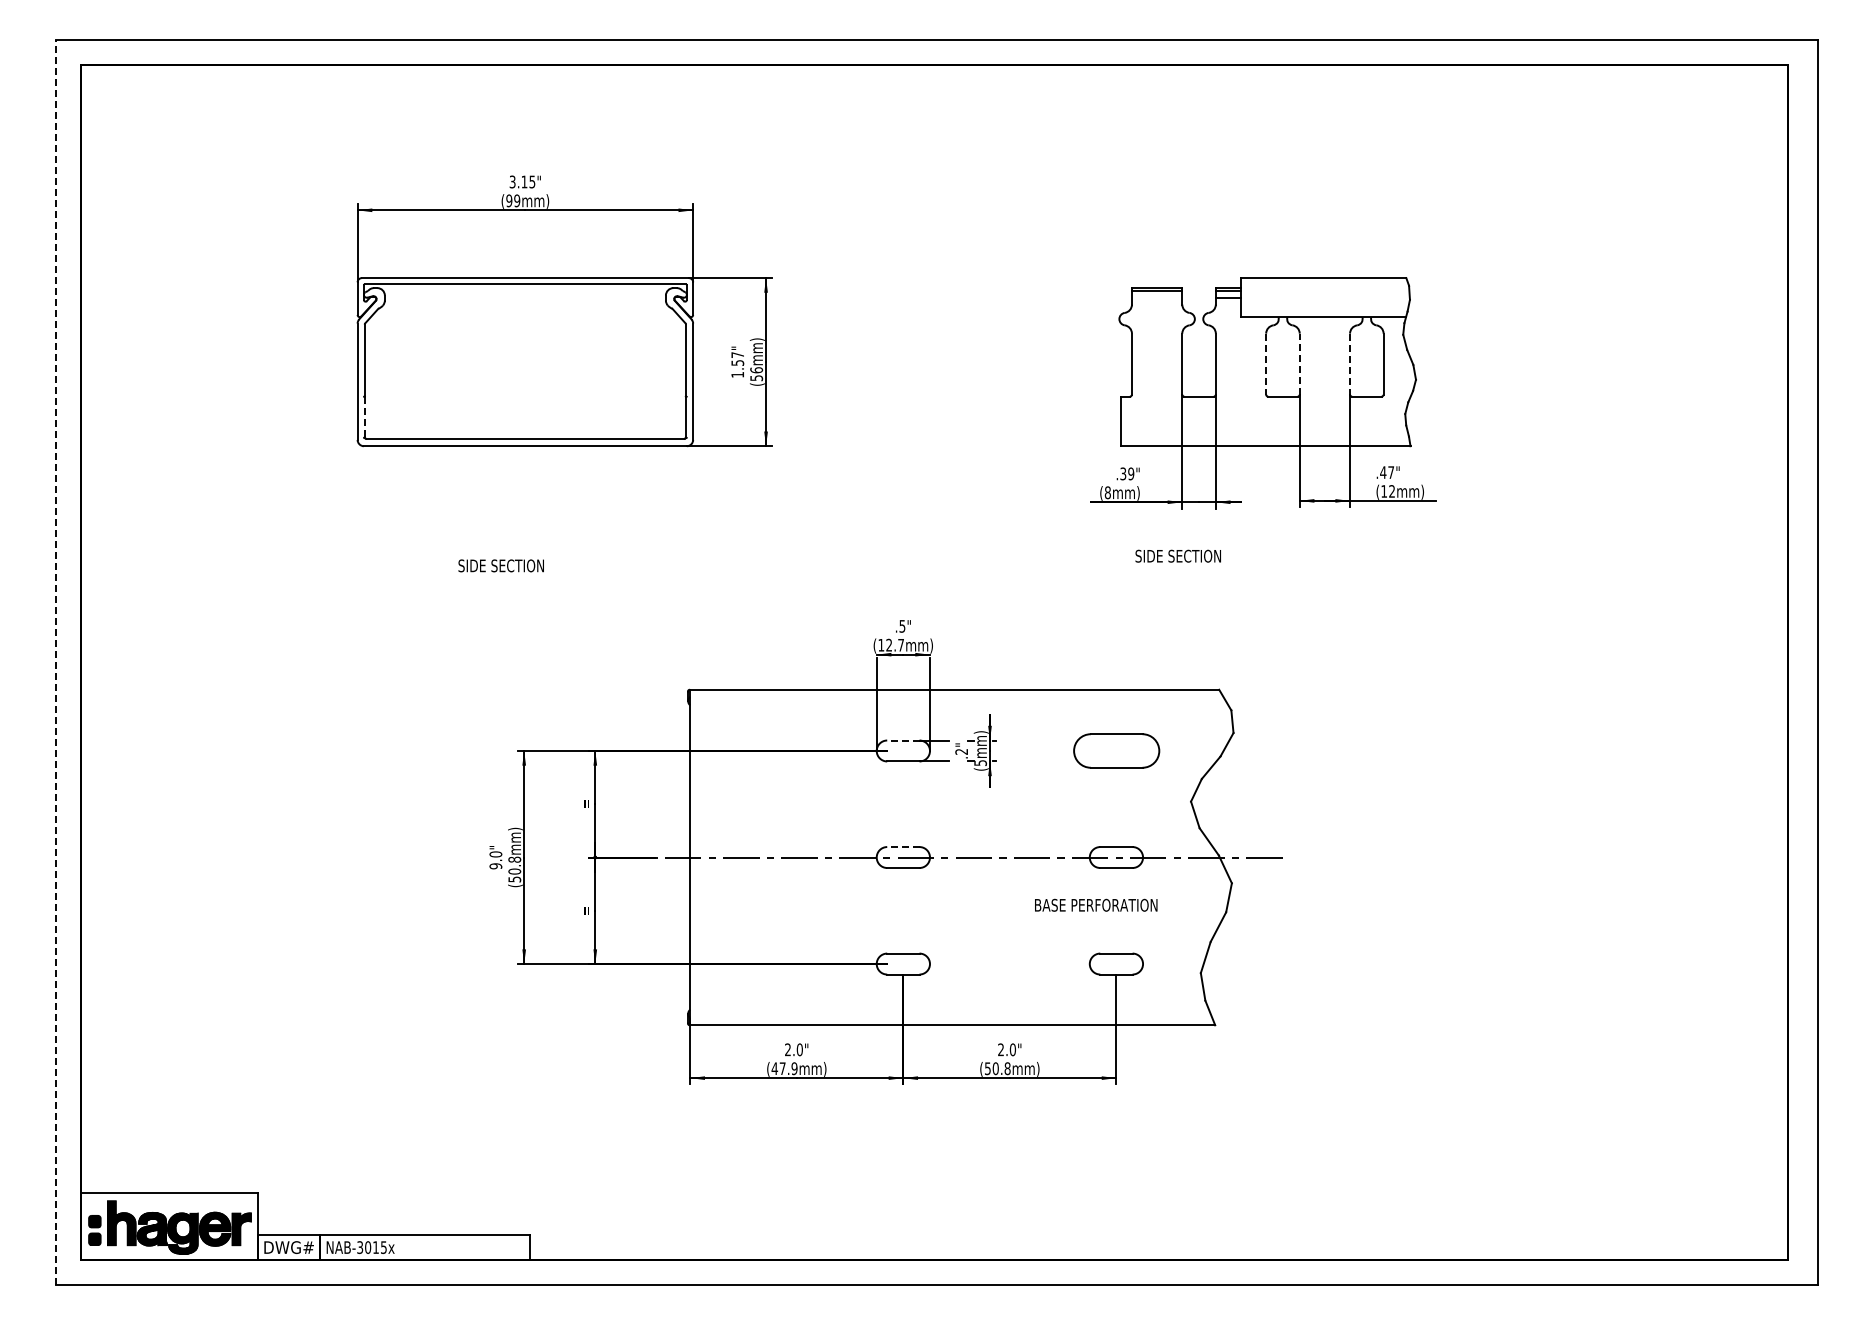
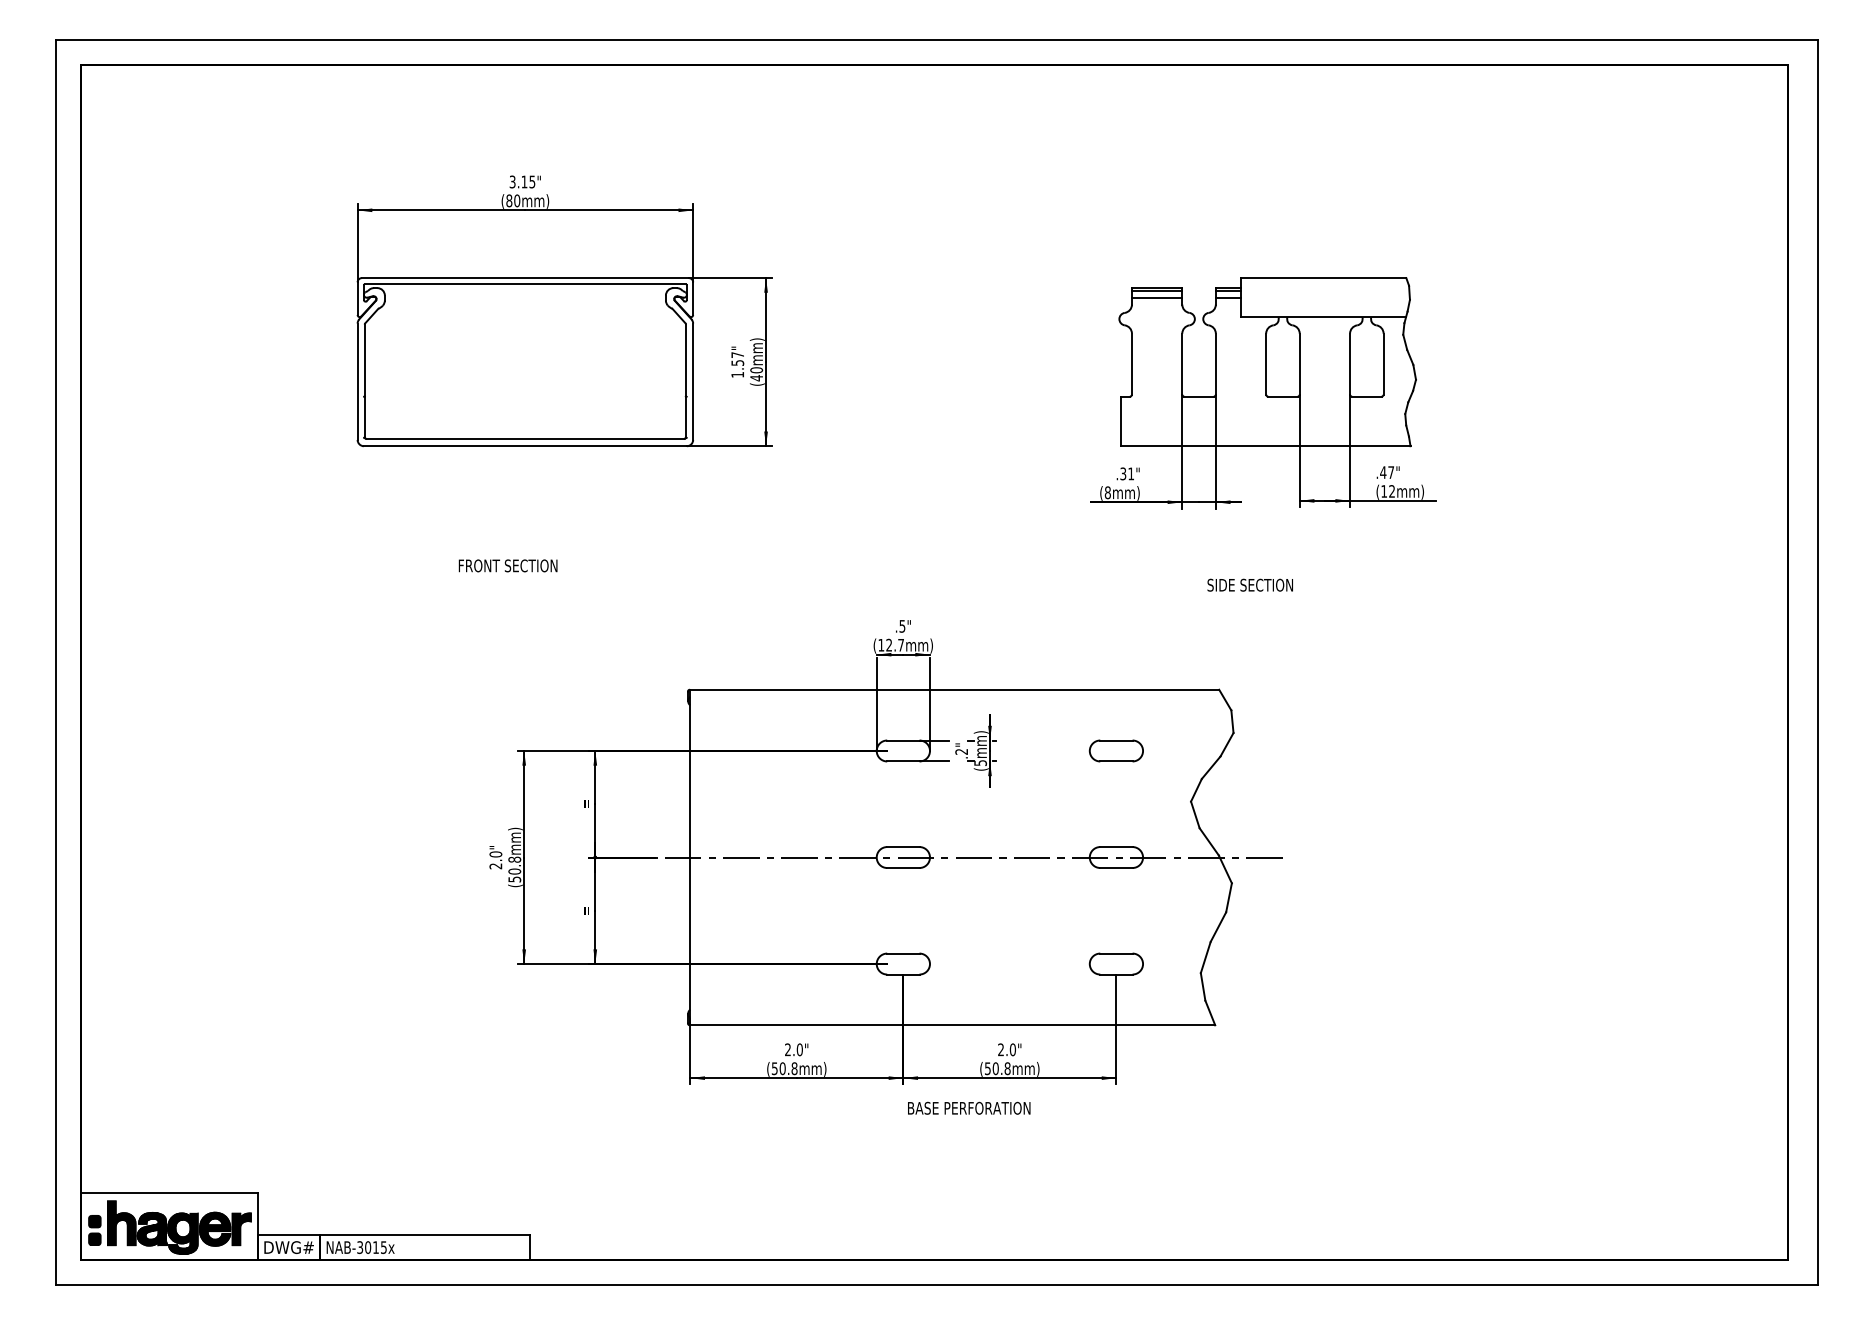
text: (99mm) -> (80mm) (513, 200)
line: none -> present (1156, 297)
line: dashed -> solid (1299, 363)
line: dashed -> solid (1266, 364)
line: dashed -> solid (1350, 364)
text: (56mm) -> (40mm) (756, 374)
line: dashed -> solid (364, 417)
text: .39" -> .31" (1131, 473)
text position: (1177, 555) -> (1249, 584) (1249, 584)
text: SIDE SECTION -> FRONT SECTION (507, 565)
line: dashed -> solid (56, 662)
line: dashed -> solid (902, 740)
part size: 88x36 px -> 56x24 px (1115, 750)
line: dashed -> solid (902, 847)
text: 9.0" -> 2.0" (495, 866)
text position: (1096, 904) -> (969, 1107) (969, 1107)
text: (47.9mm) -> (50.8mm) (784, 1068)
